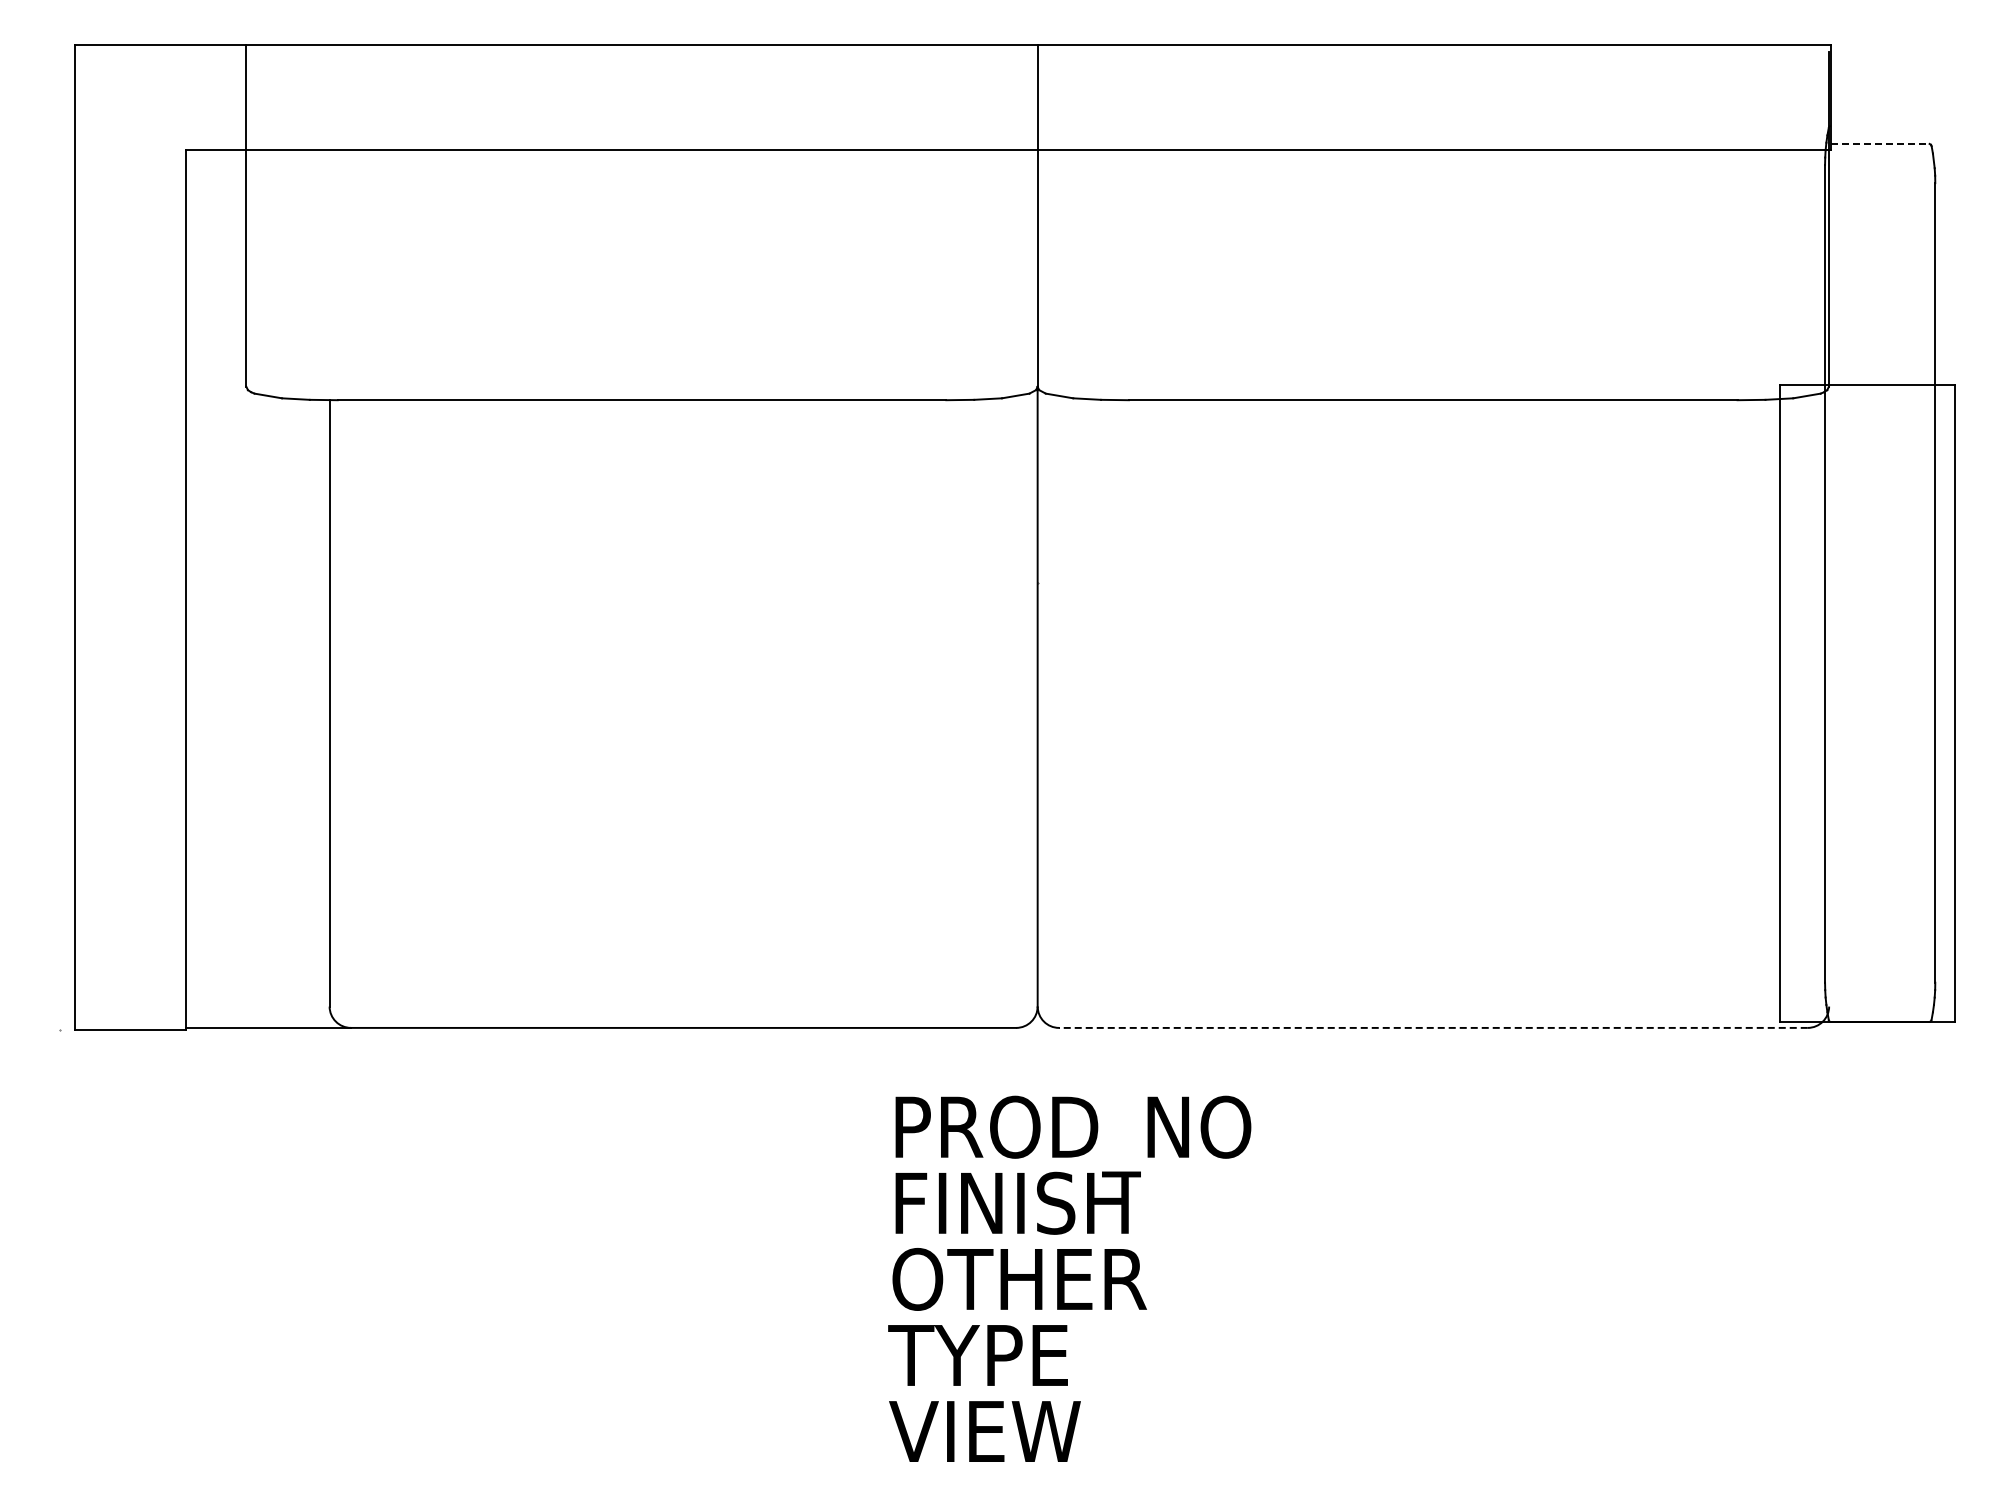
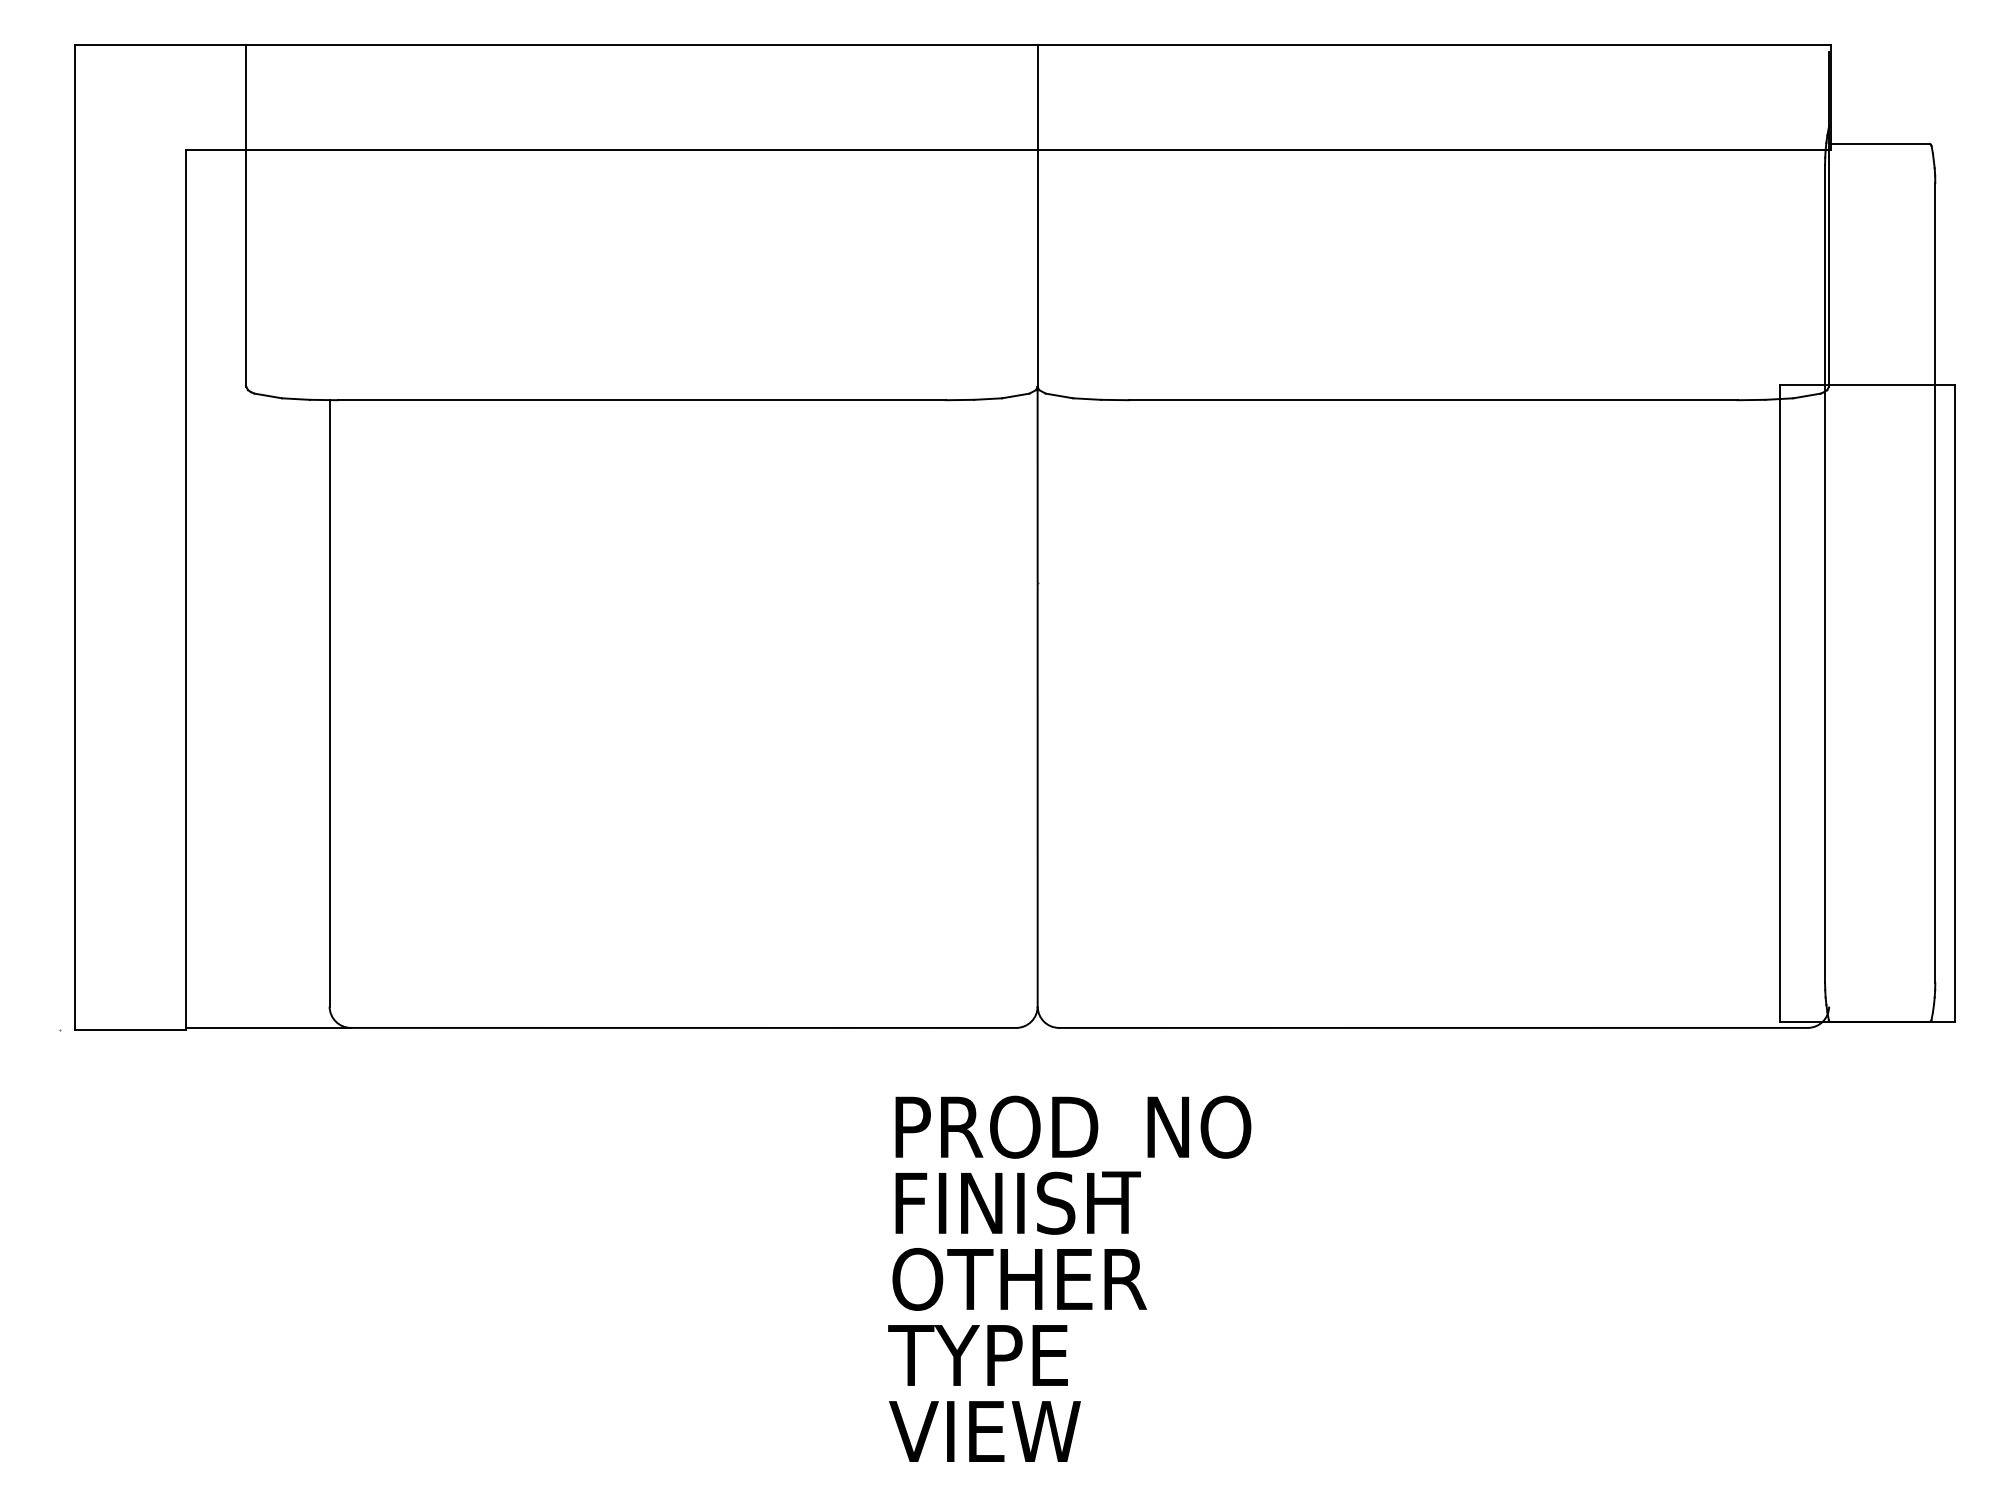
line: dashed -> solid (1880, 143)
line: dashed -> solid (1432, 1027)
